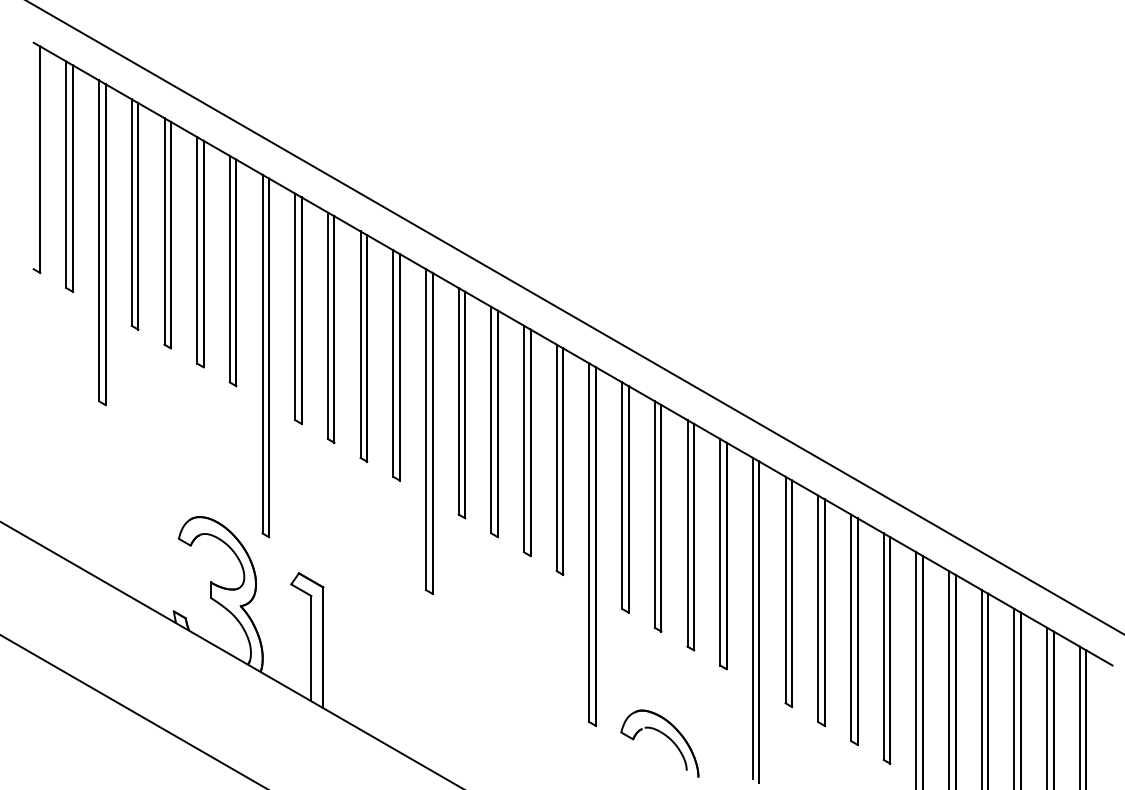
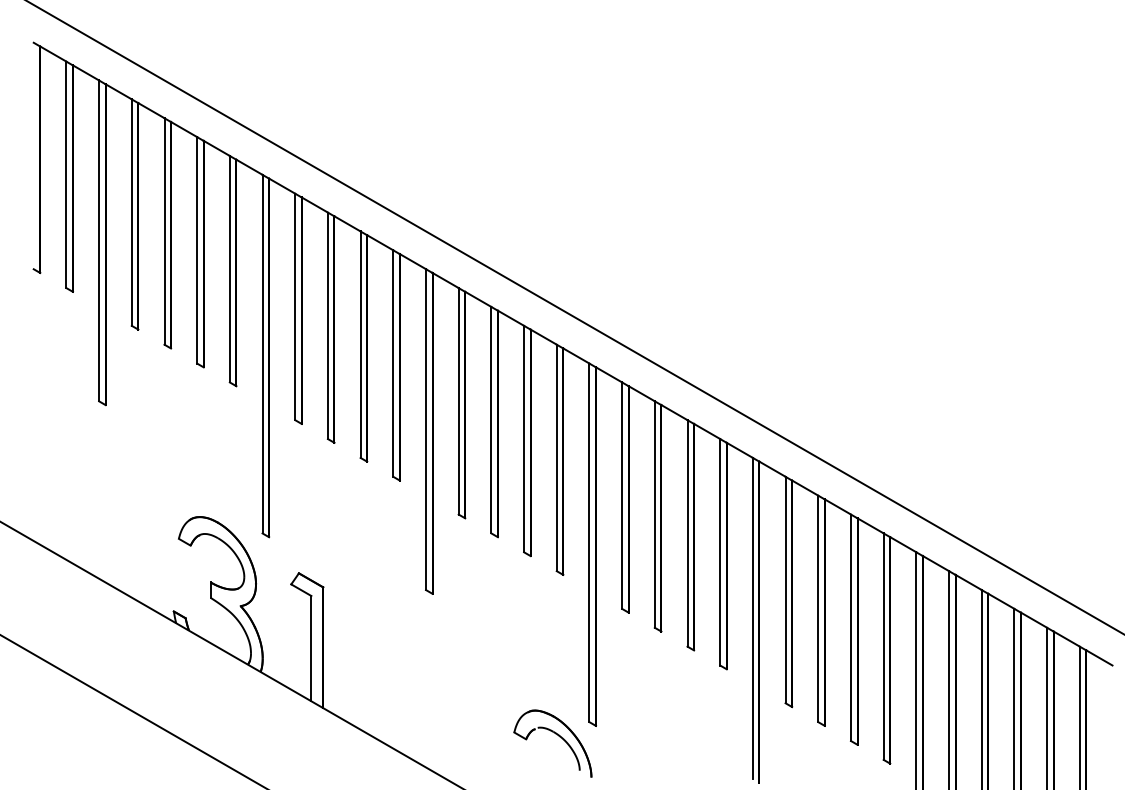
part position: (665, 736) -> (558, 736) (558, 736)
